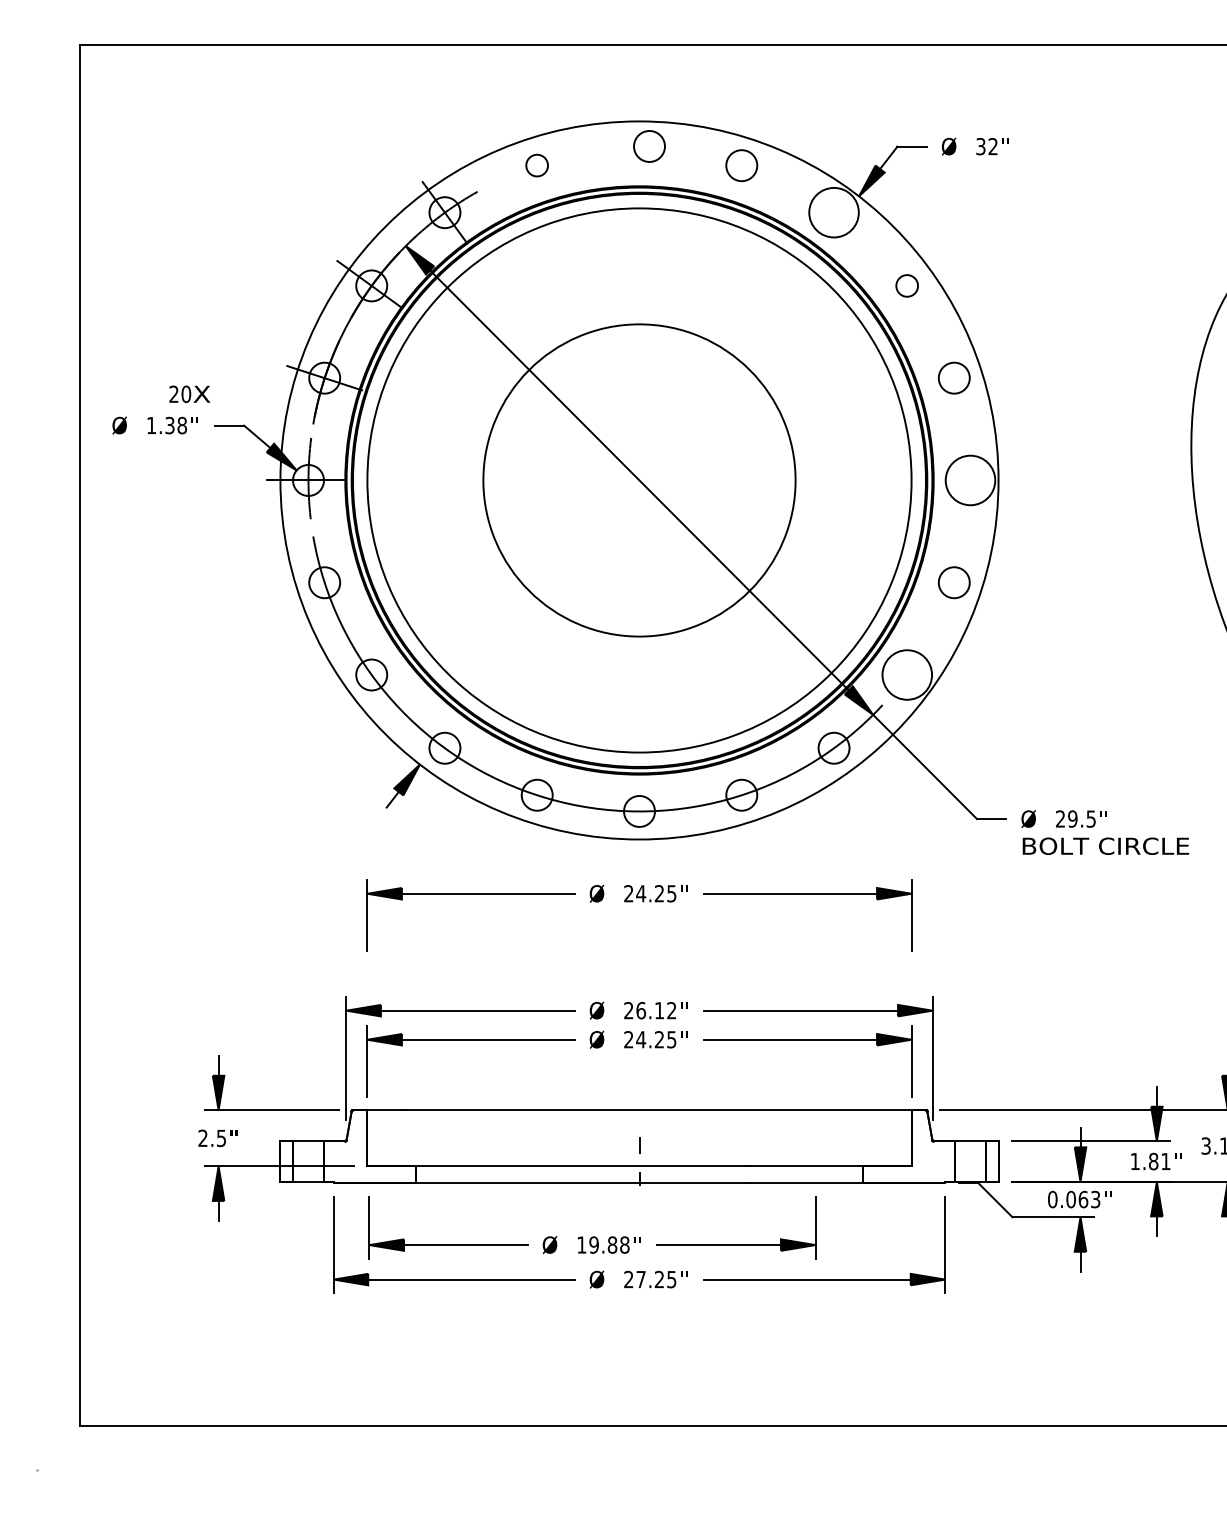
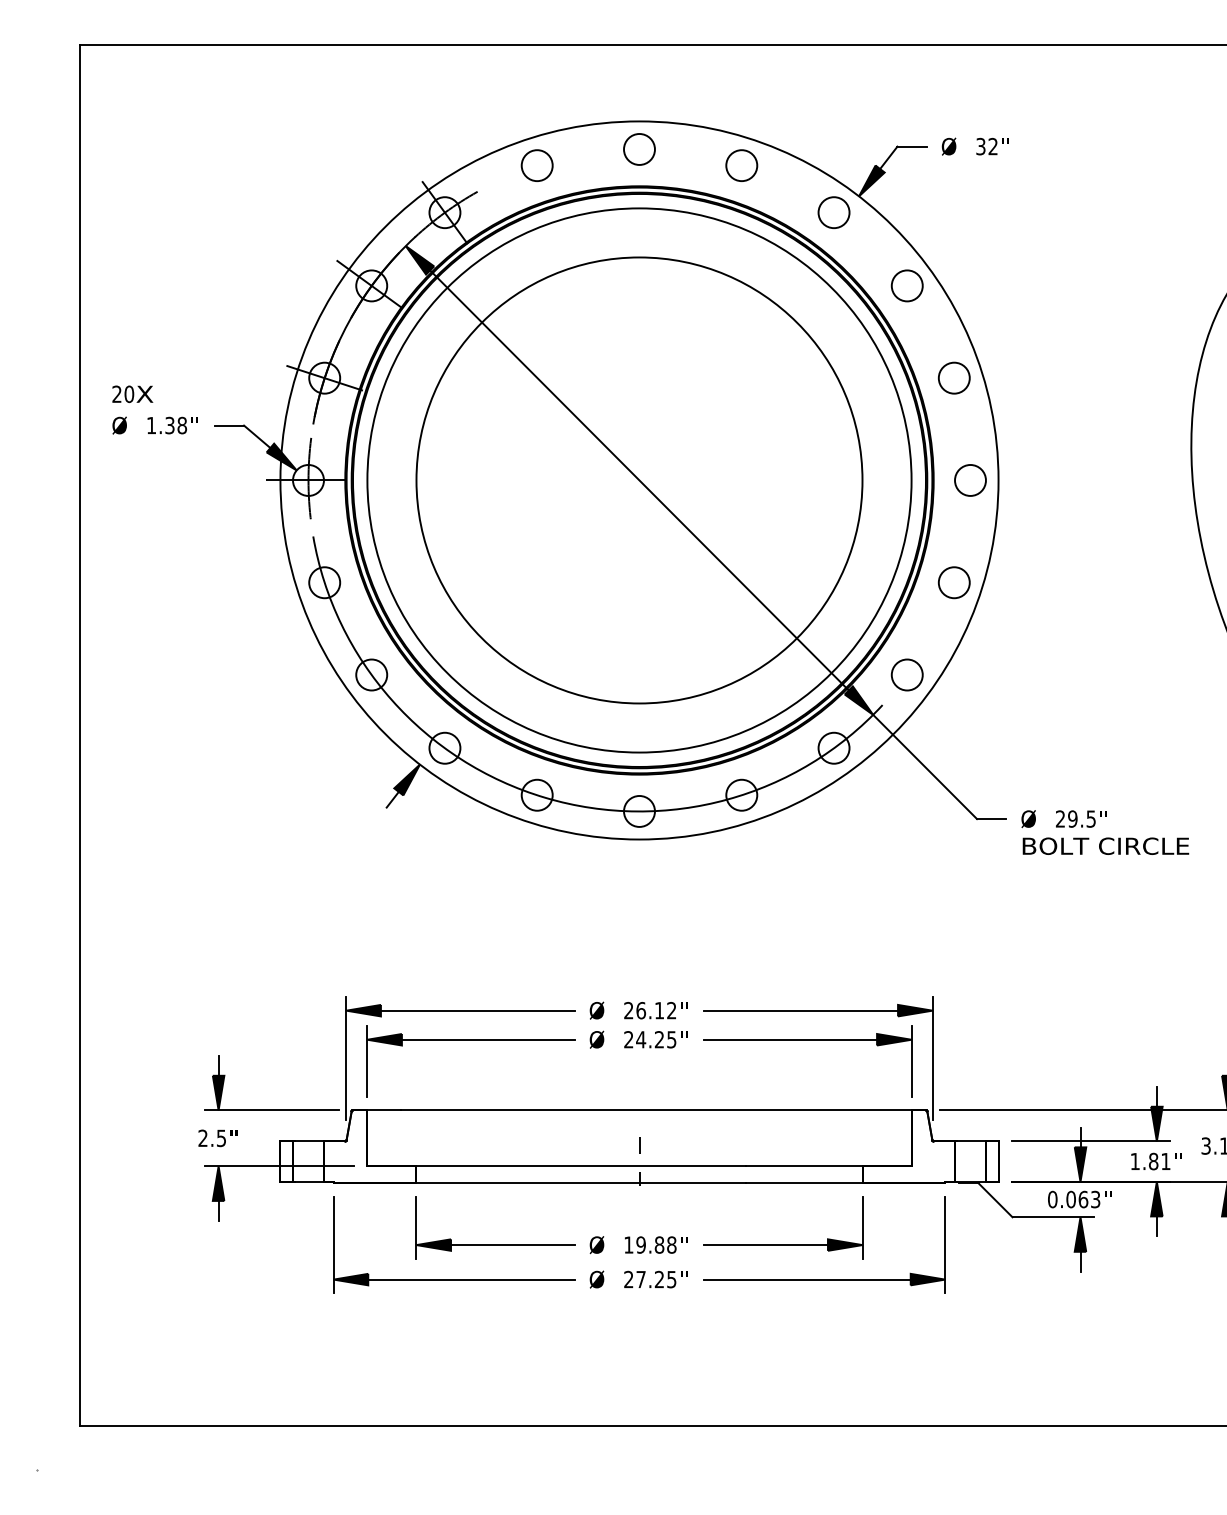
circle position: (649, 146) -> (639, 149) (639, 149)
circle size: 24x25 px -> 34x33 px (536, 165)
circle diameter: 50 px -> 31 px (833, 212)
circle size: 24x24 px -> 34x34 px (906, 285)
text position: (189, 393) -> (132, 393) (132, 393)
circle diameter: 312 px -> 446 px (639, 480)
circle diameter: 50 px -> 31 px (970, 480)
circle diameter: 50 px -> 31 px (906, 674)
part: present -> none (642, 902)
part position: (592, 1236) -> (639, 1236) (639, 1236)
